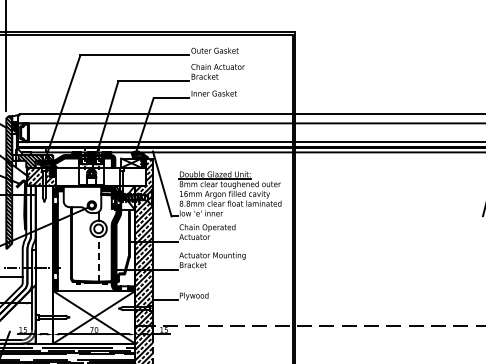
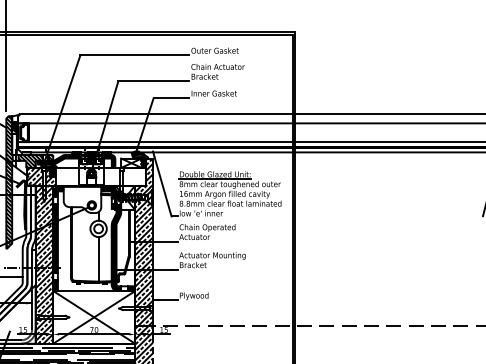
line: dashed -> solid (98, 258)
hatch: none -> present (44, 264)
